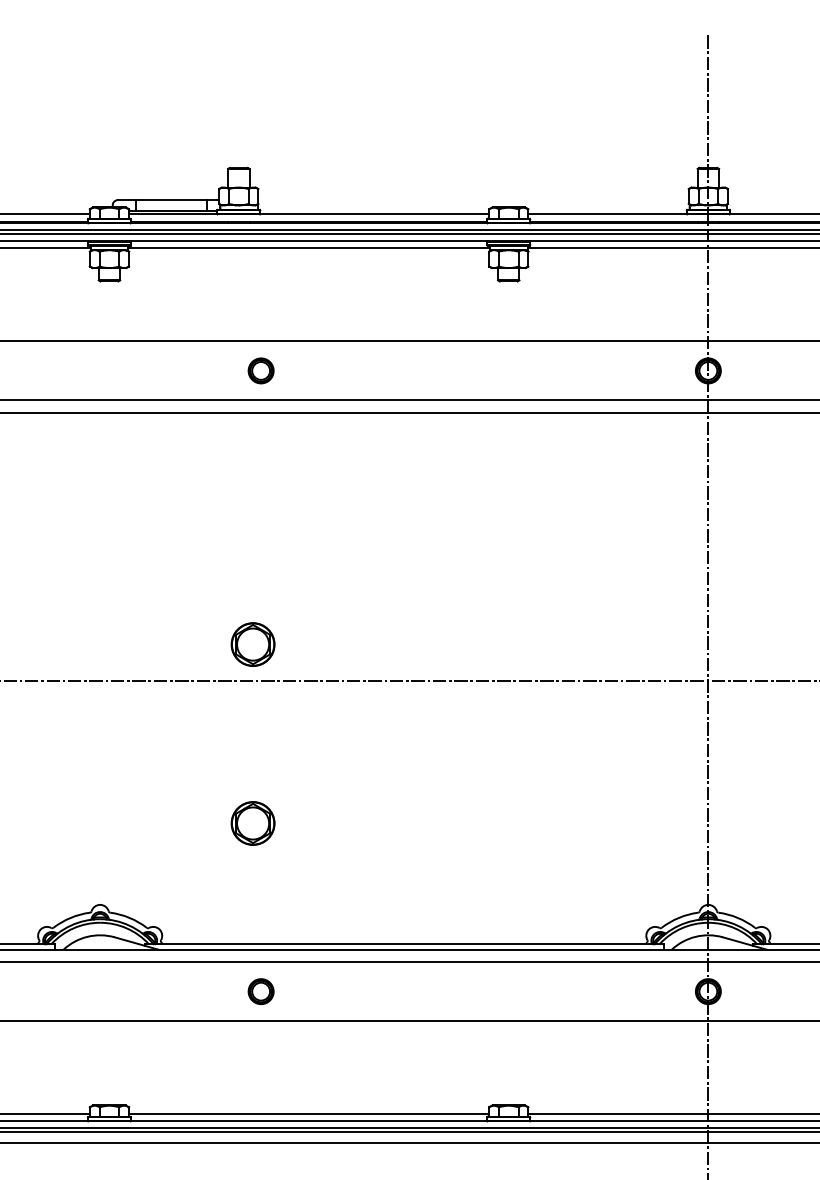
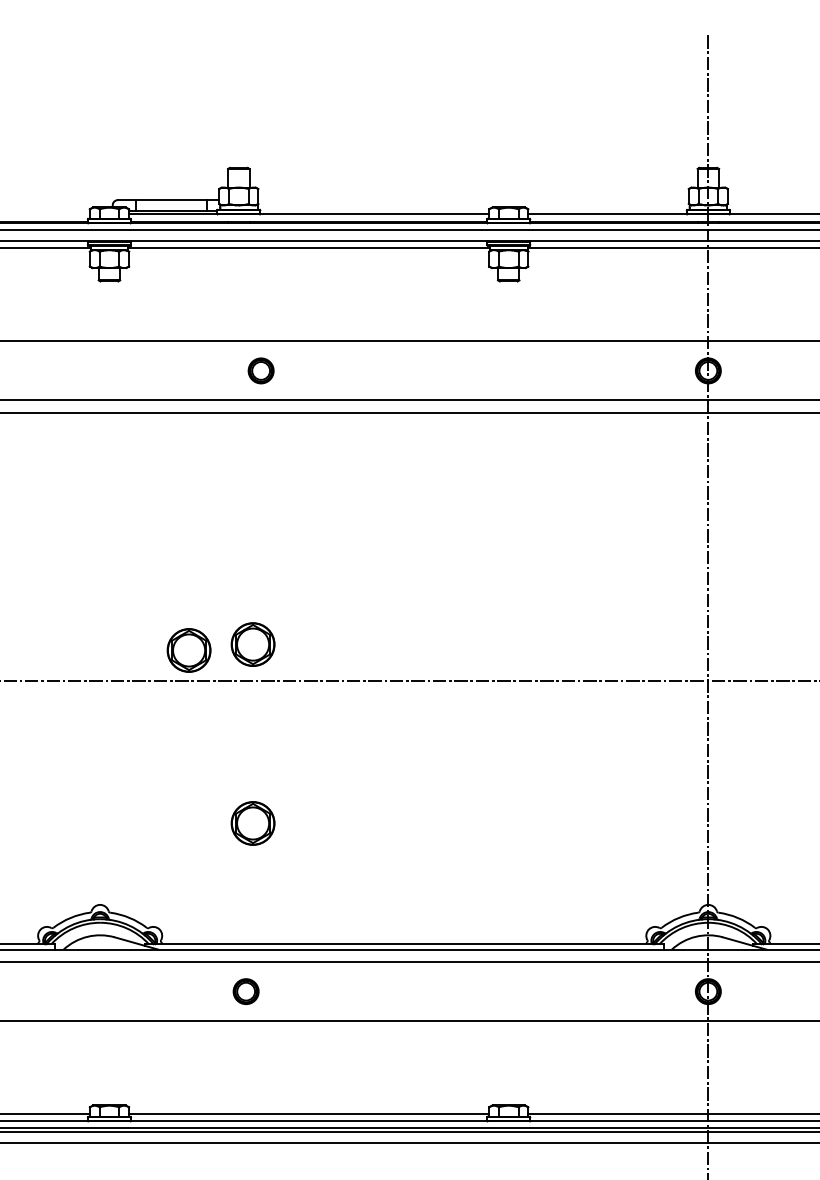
line: present -> none (45, 214)
line: present -> none (409, 234)
part: none -> present (188, 650)
part position: (260, 991) -> (245, 991) (245, 991)
